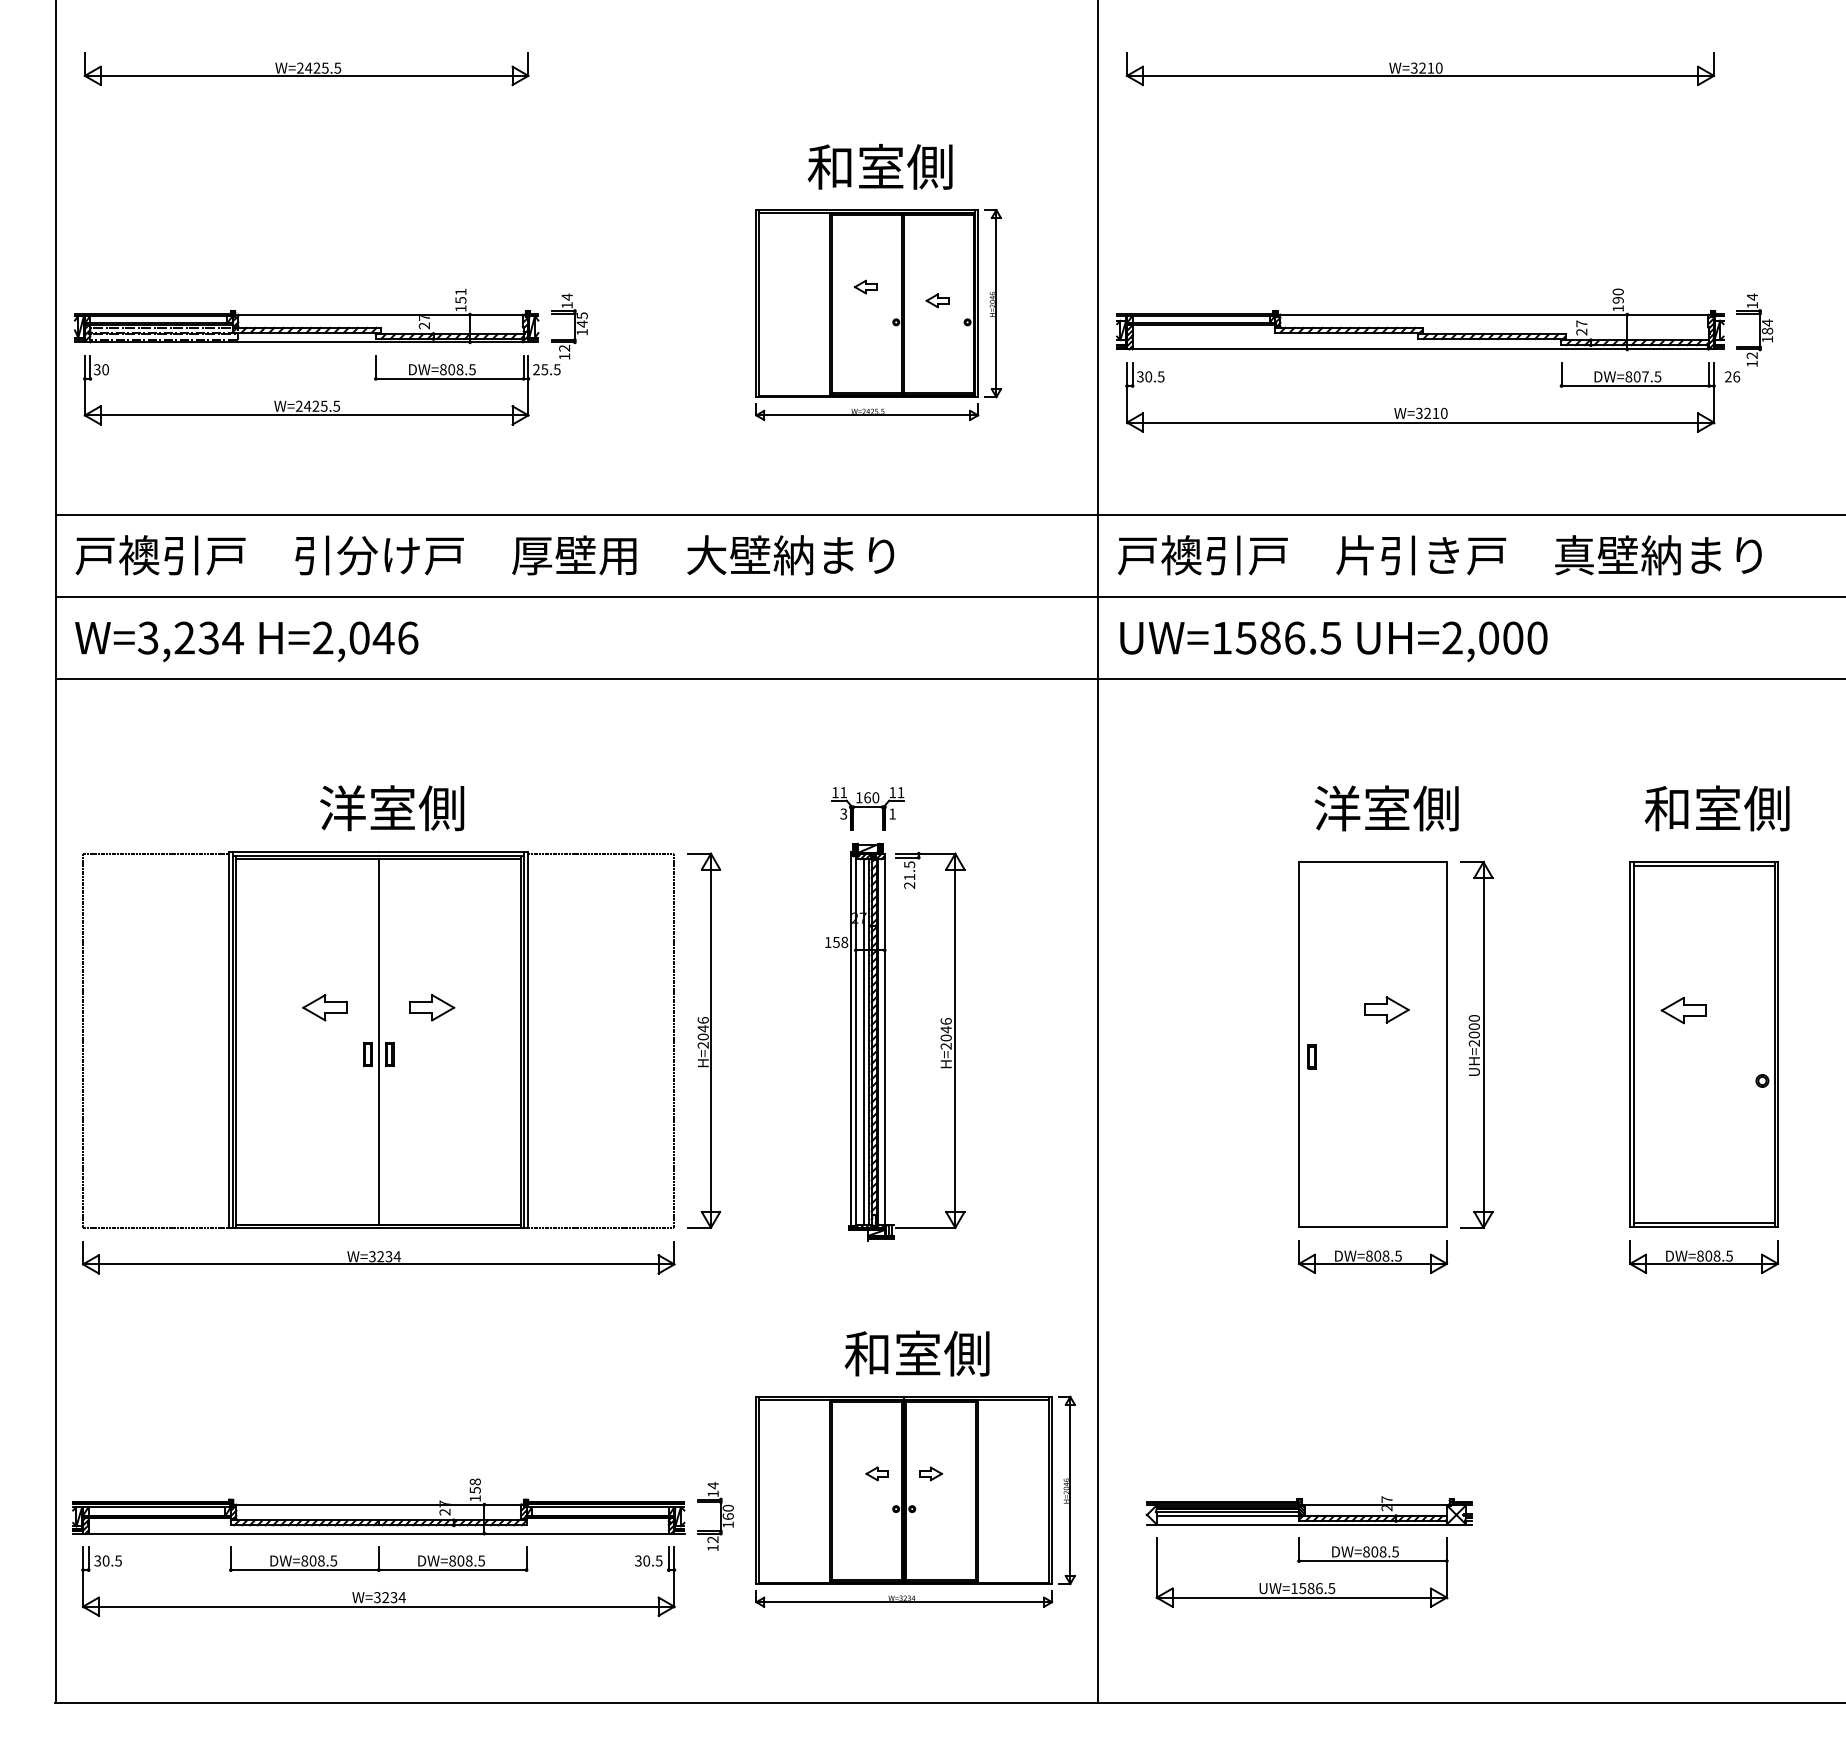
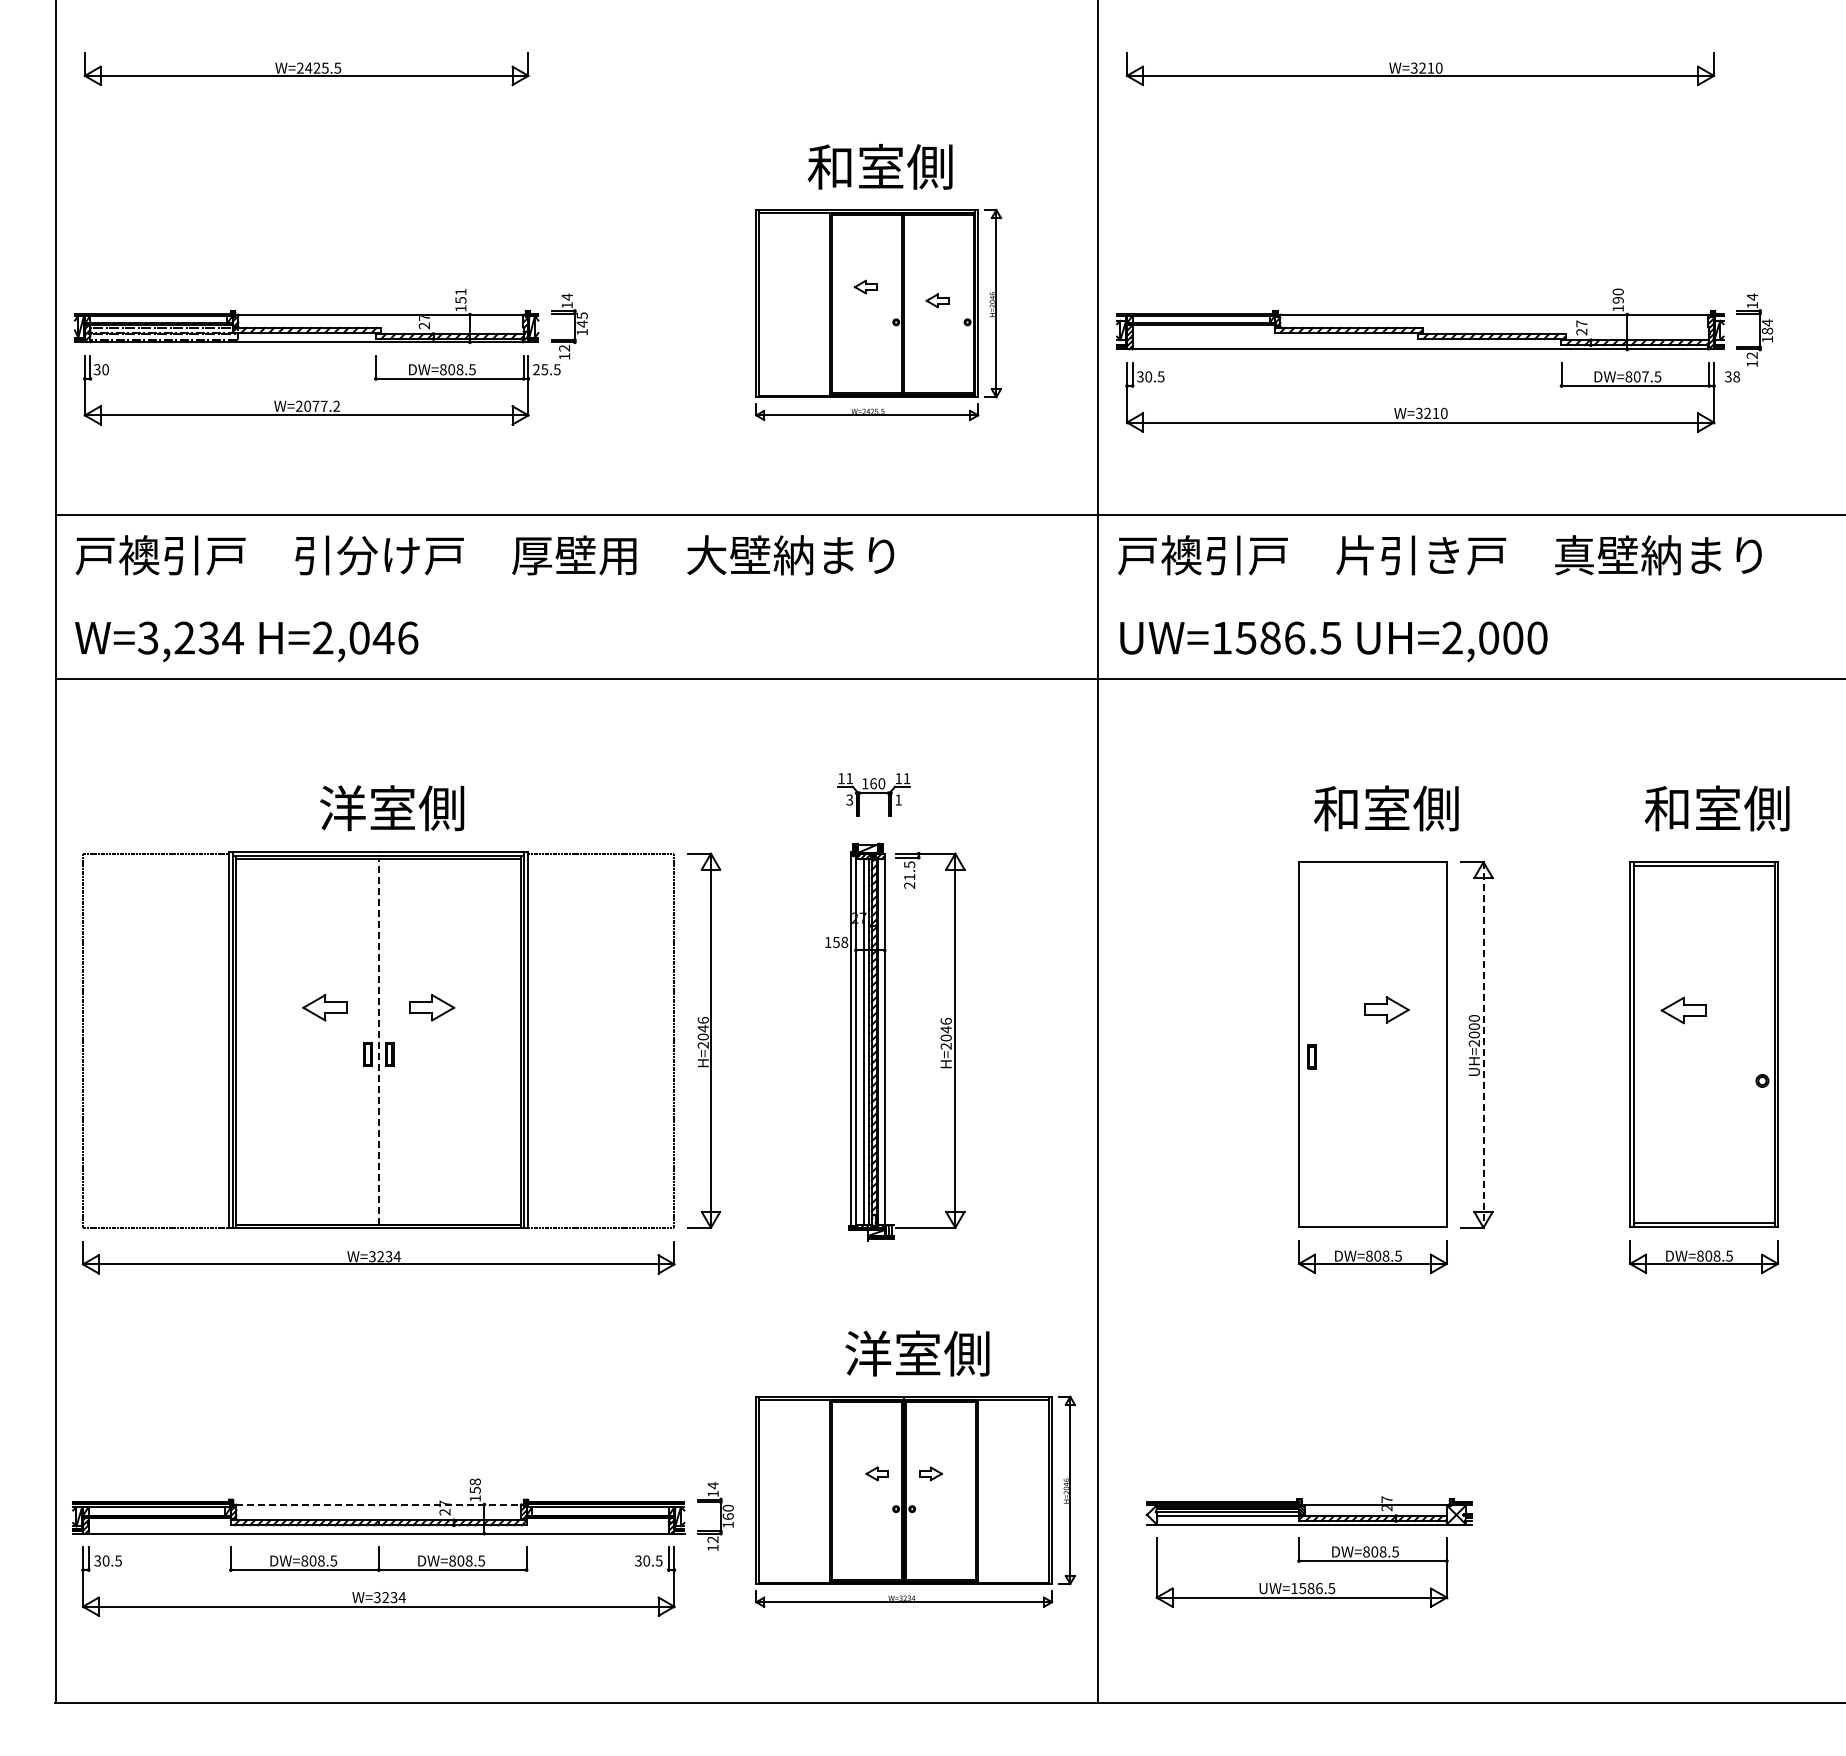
text: 26 -> 38 (1732, 376)
text: W=2425.5 -> W=2077.2 (321, 405)
line: present -> none (948, 597)
part position: (867, 808) -> (873, 794) (873, 794)
text: 洋室側 -> 和室側 (1336, 808)
line: solid -> dashed (378, 1041)
line: solid -> dashed (1483, 1044)
text: 和室側 -> 洋室側 (867, 1353)
line: solid -> dashed (379, 1504)
